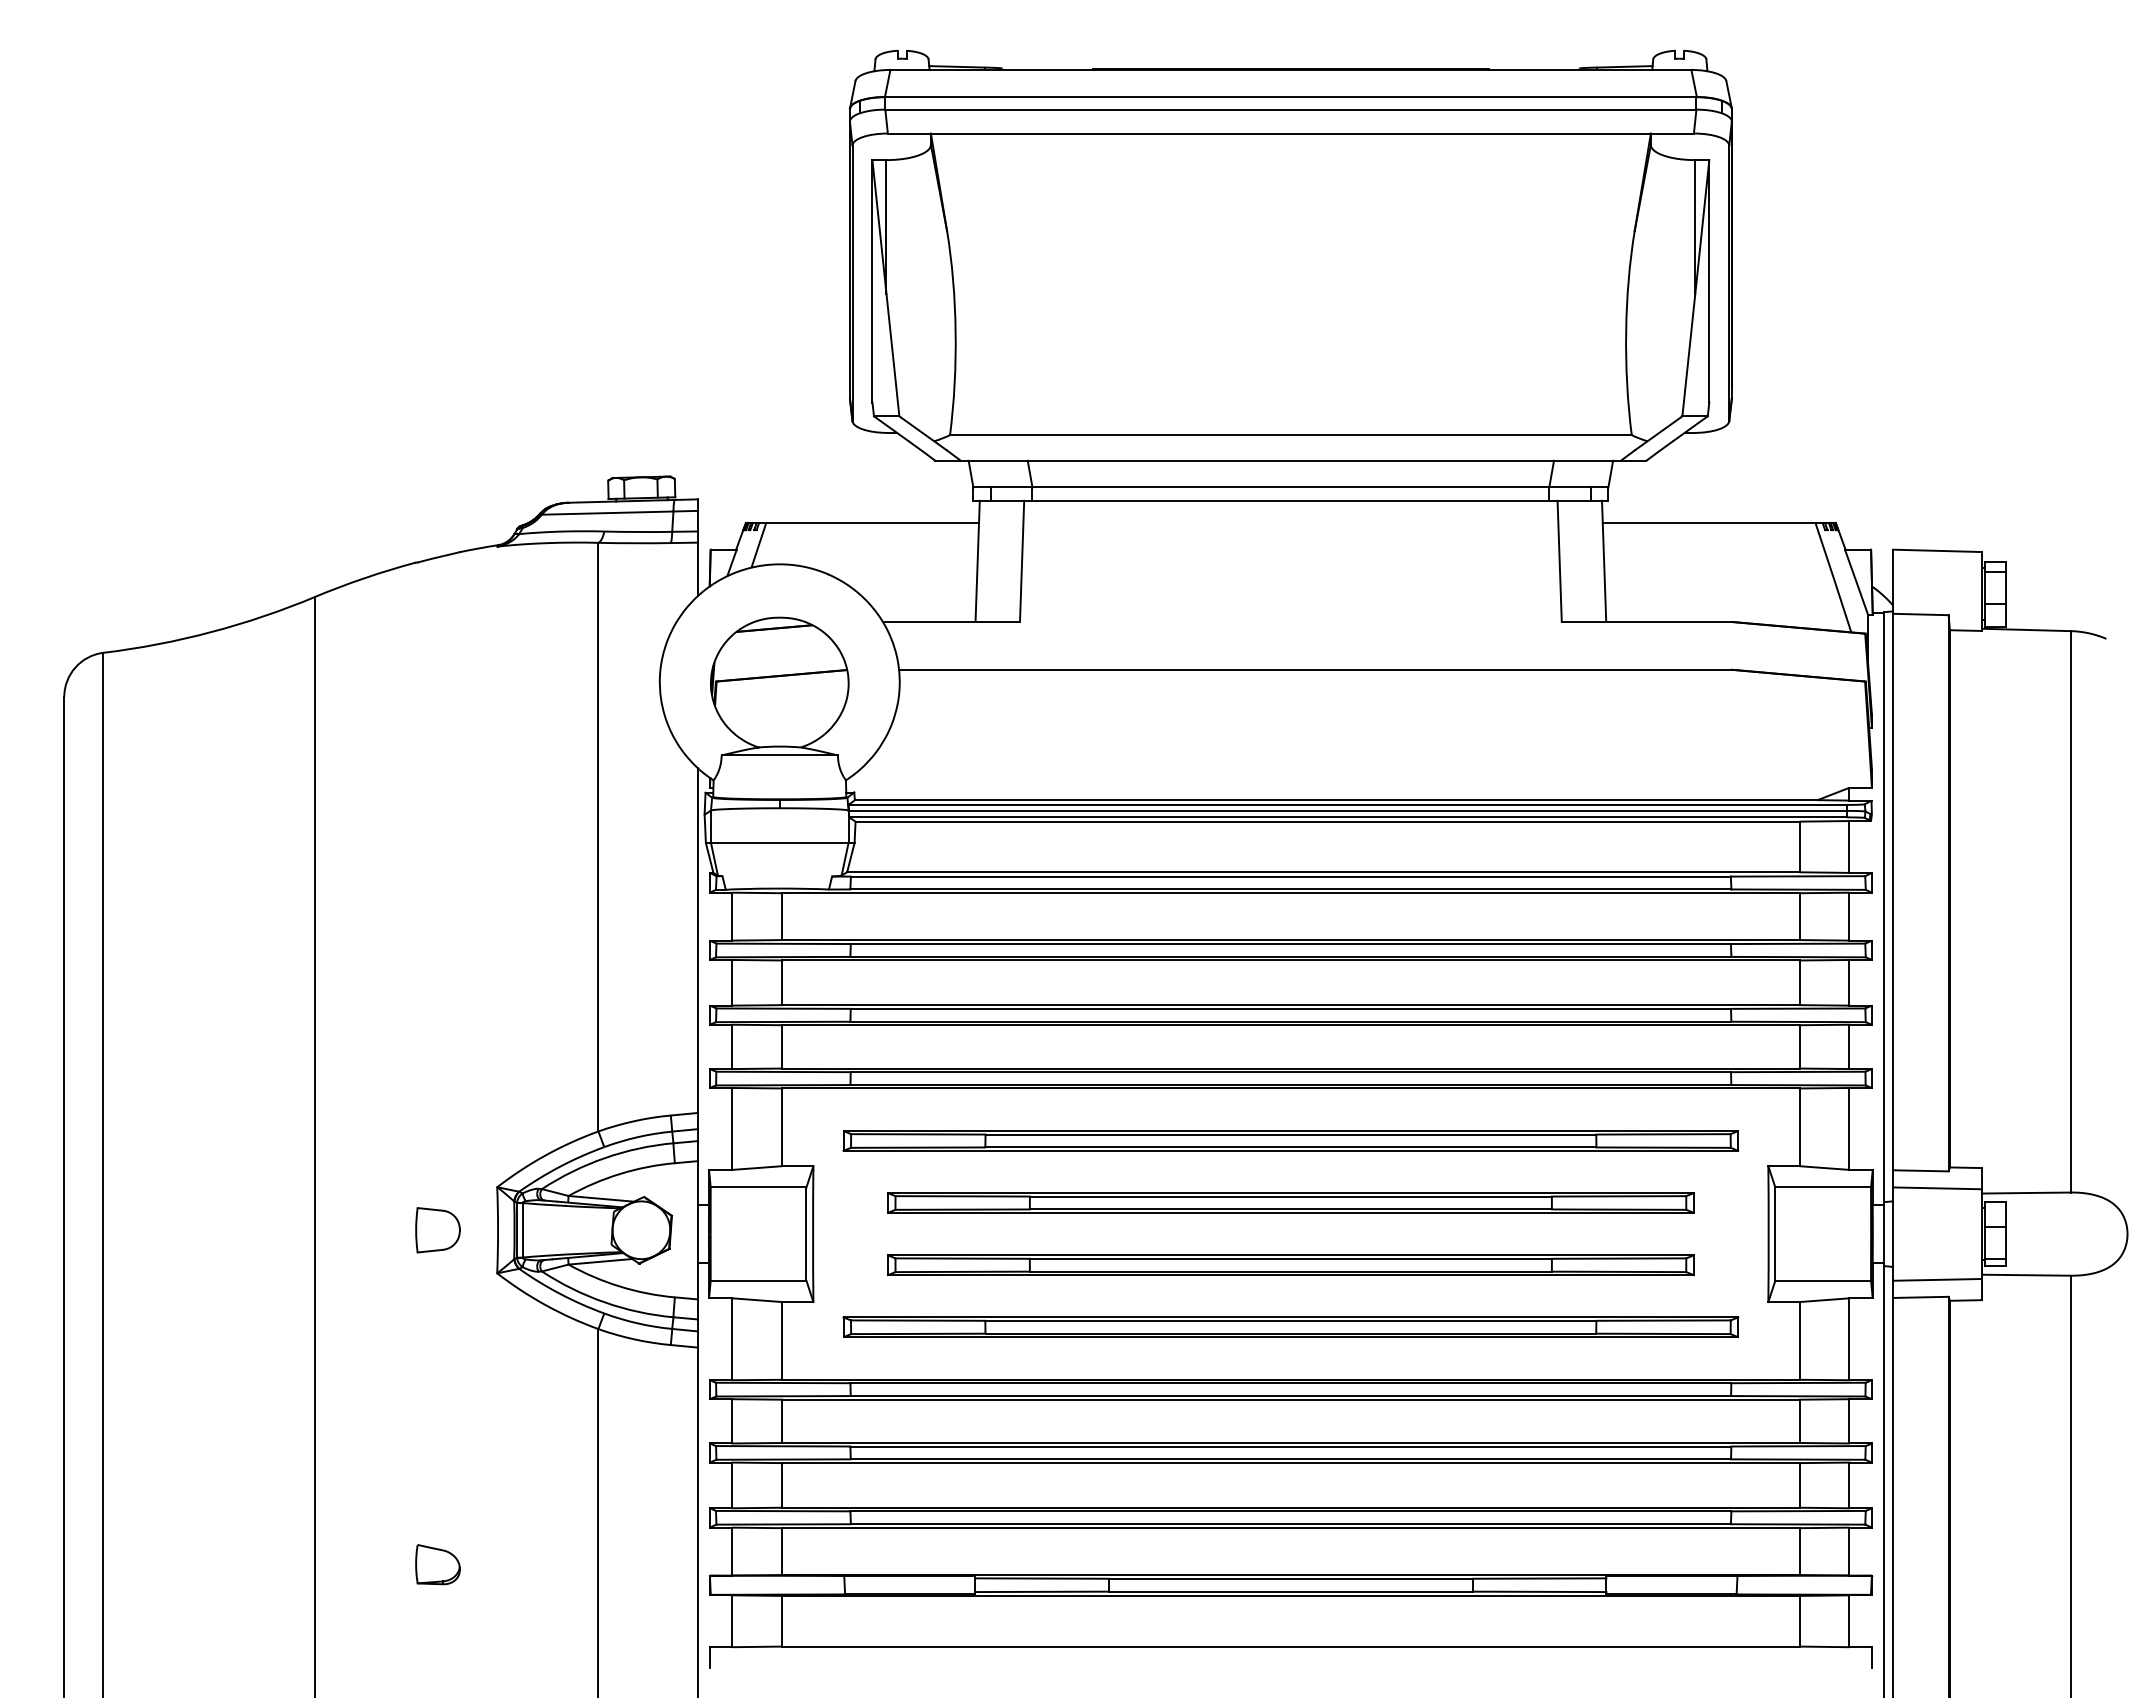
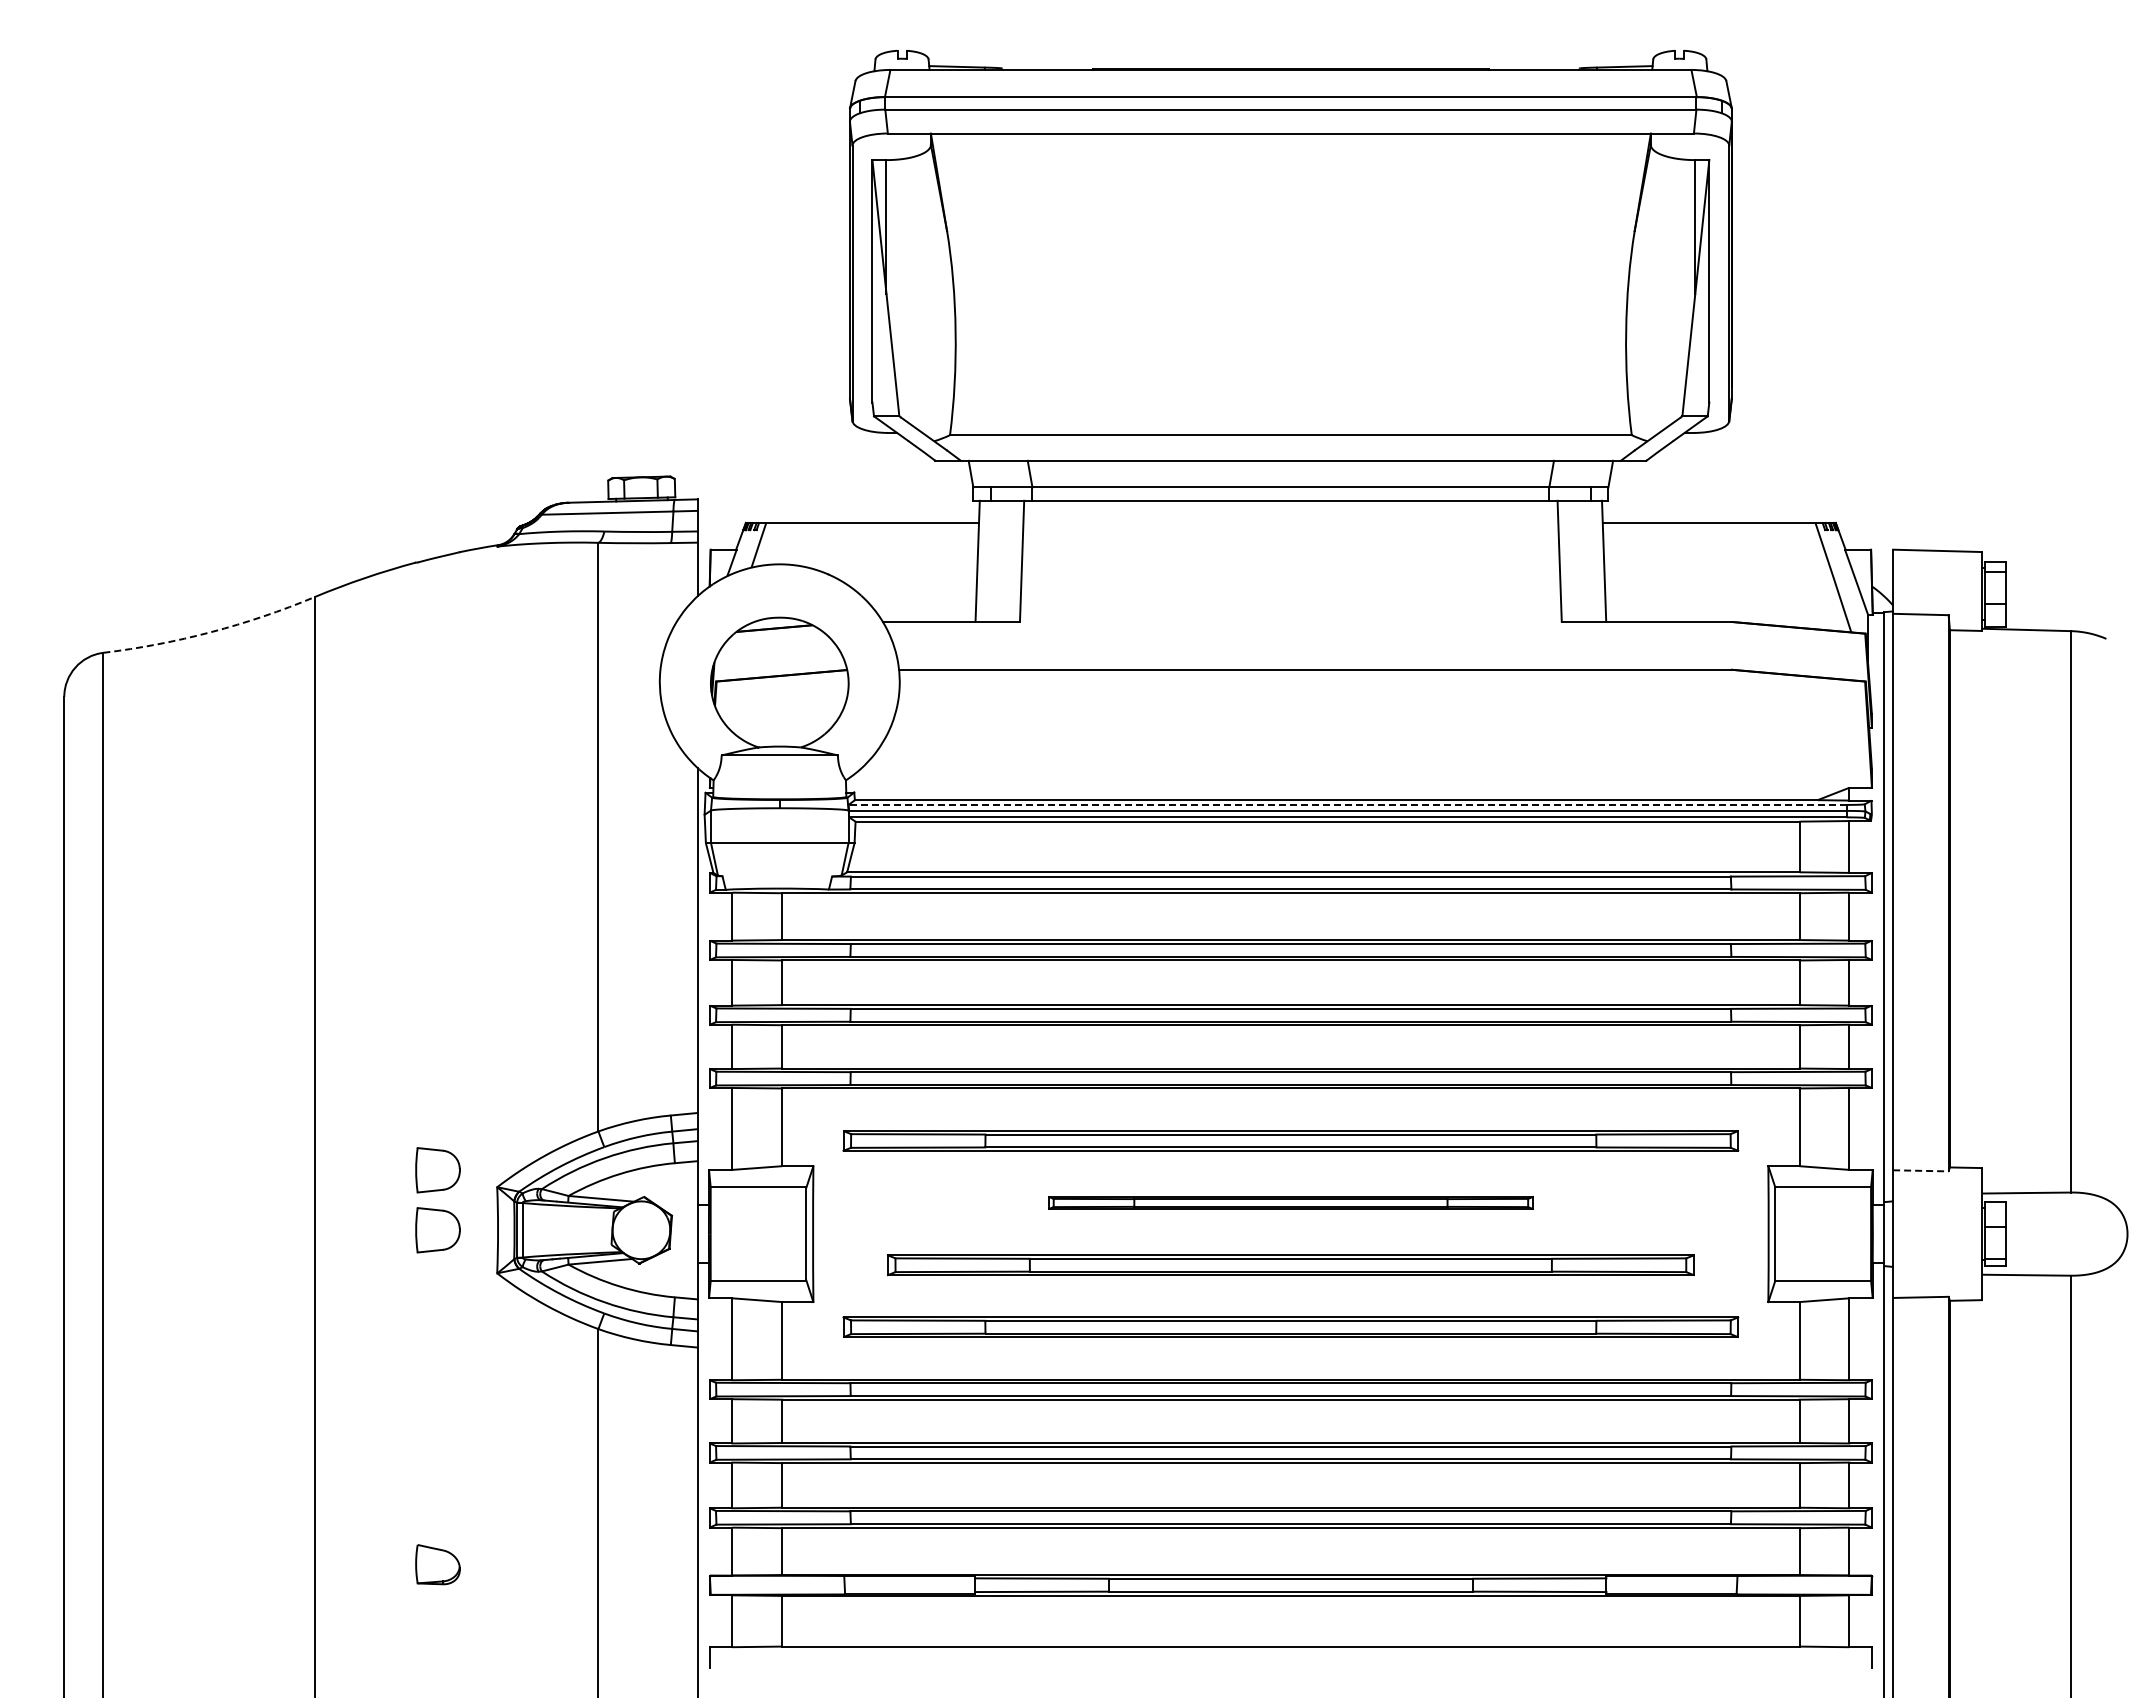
arc: solid -> dashed (211, 632)
line: solid -> dashed (1347, 804)
part: none -> present (437, 1170)
line: solid -> dashed (1920, 1170)
line: present -> none (1937, 1188)
part size: 808x22 px -> 486x14 px (1290, 1202)
line: present -> none (1937, 1279)
